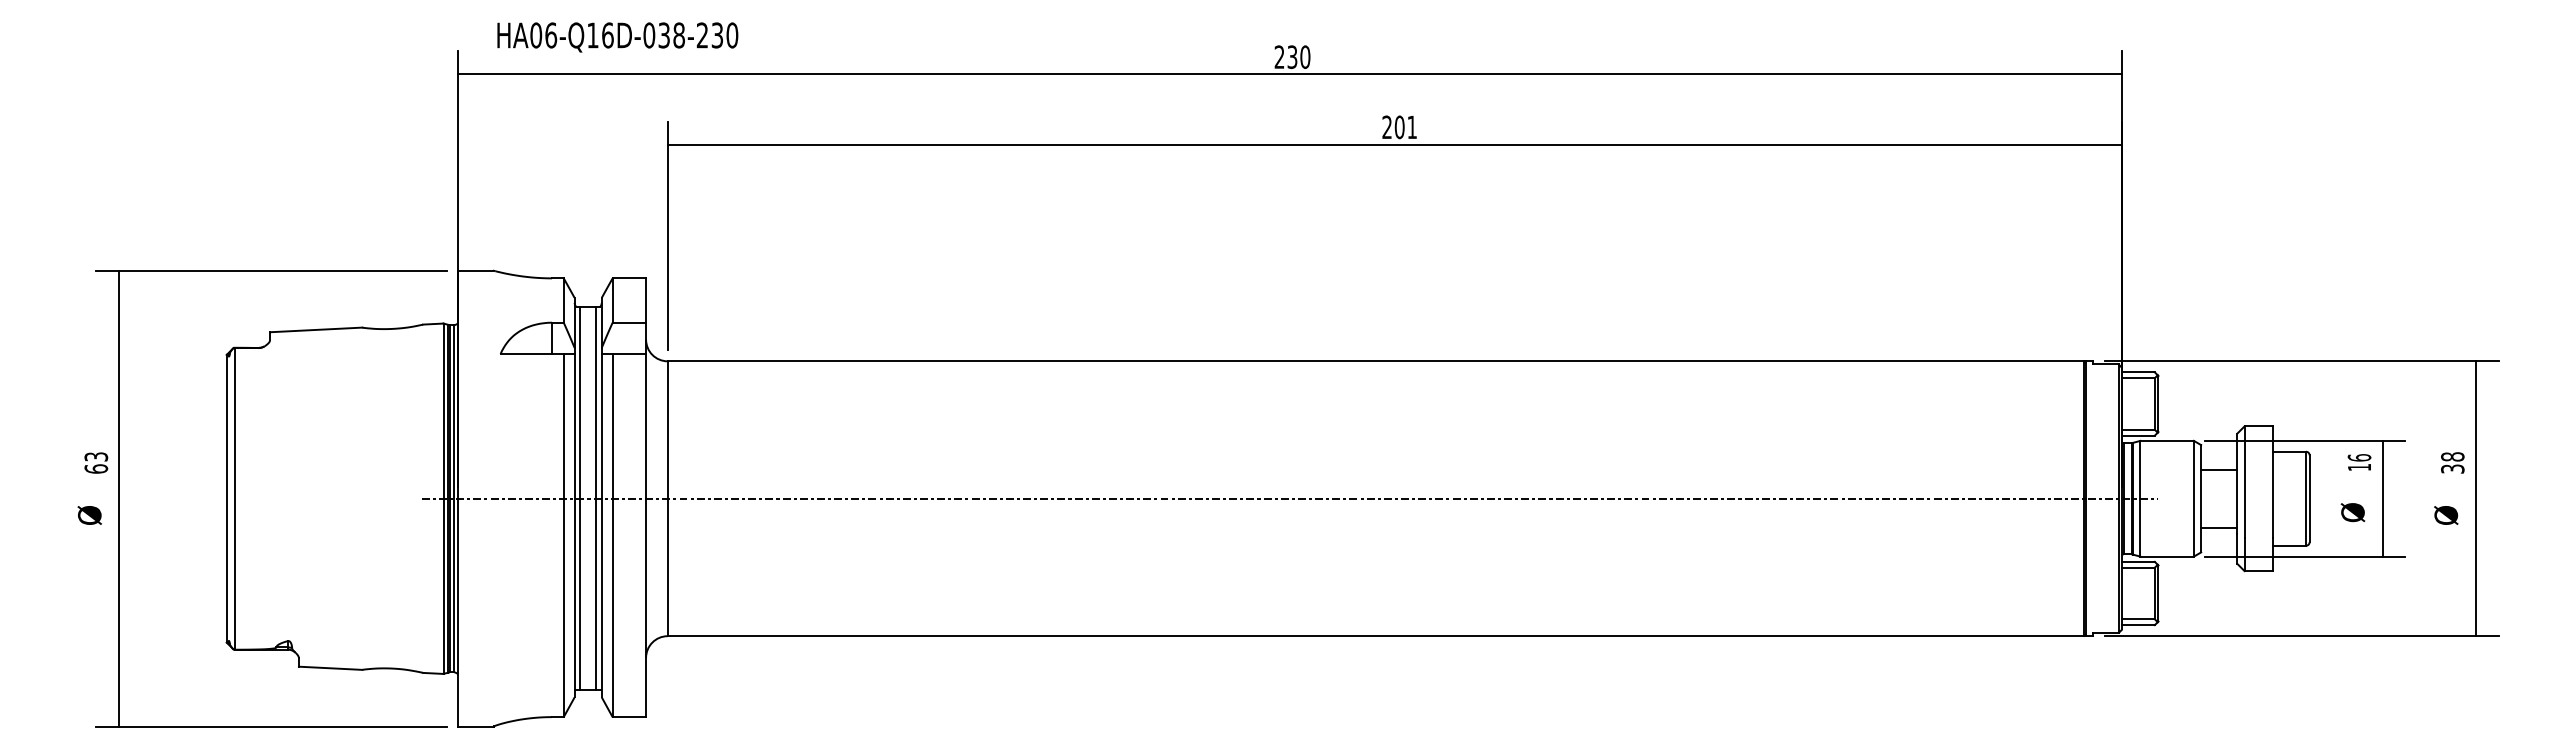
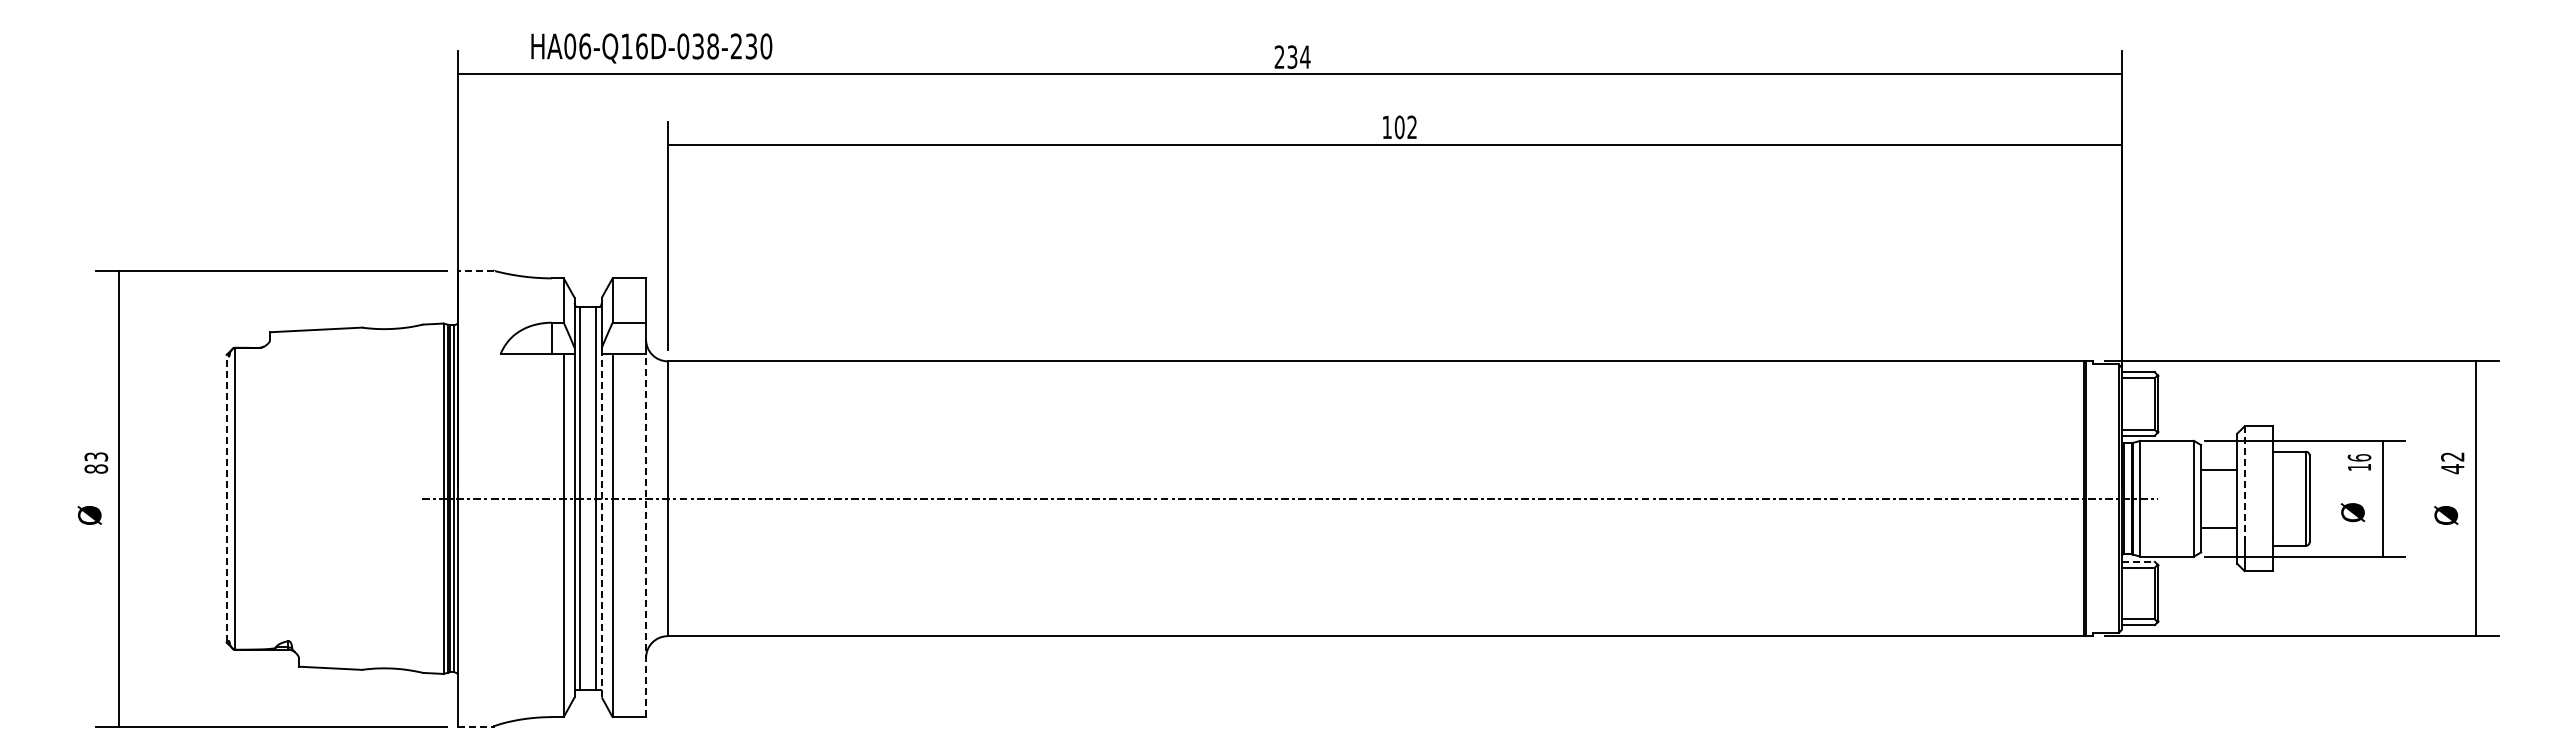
text position: (617, 37) -> (651, 48) (651, 48)
text: 230 -> 234 (1305, 56)
text: 201 -> 102 (1399, 126)
line: solid -> dashed (475, 270)
text: 38 -> 42 (2452, 463)
text: 63 -> 83 (95, 468)
line: solid -> dashed (2244, 482)
line: solid -> dashed (226, 498)
line: solid -> dashed (601, 525)
line: solid -> dashed (646, 535)
line: solid -> dashed (2139, 561)
line: solid -> dashed (476, 726)
